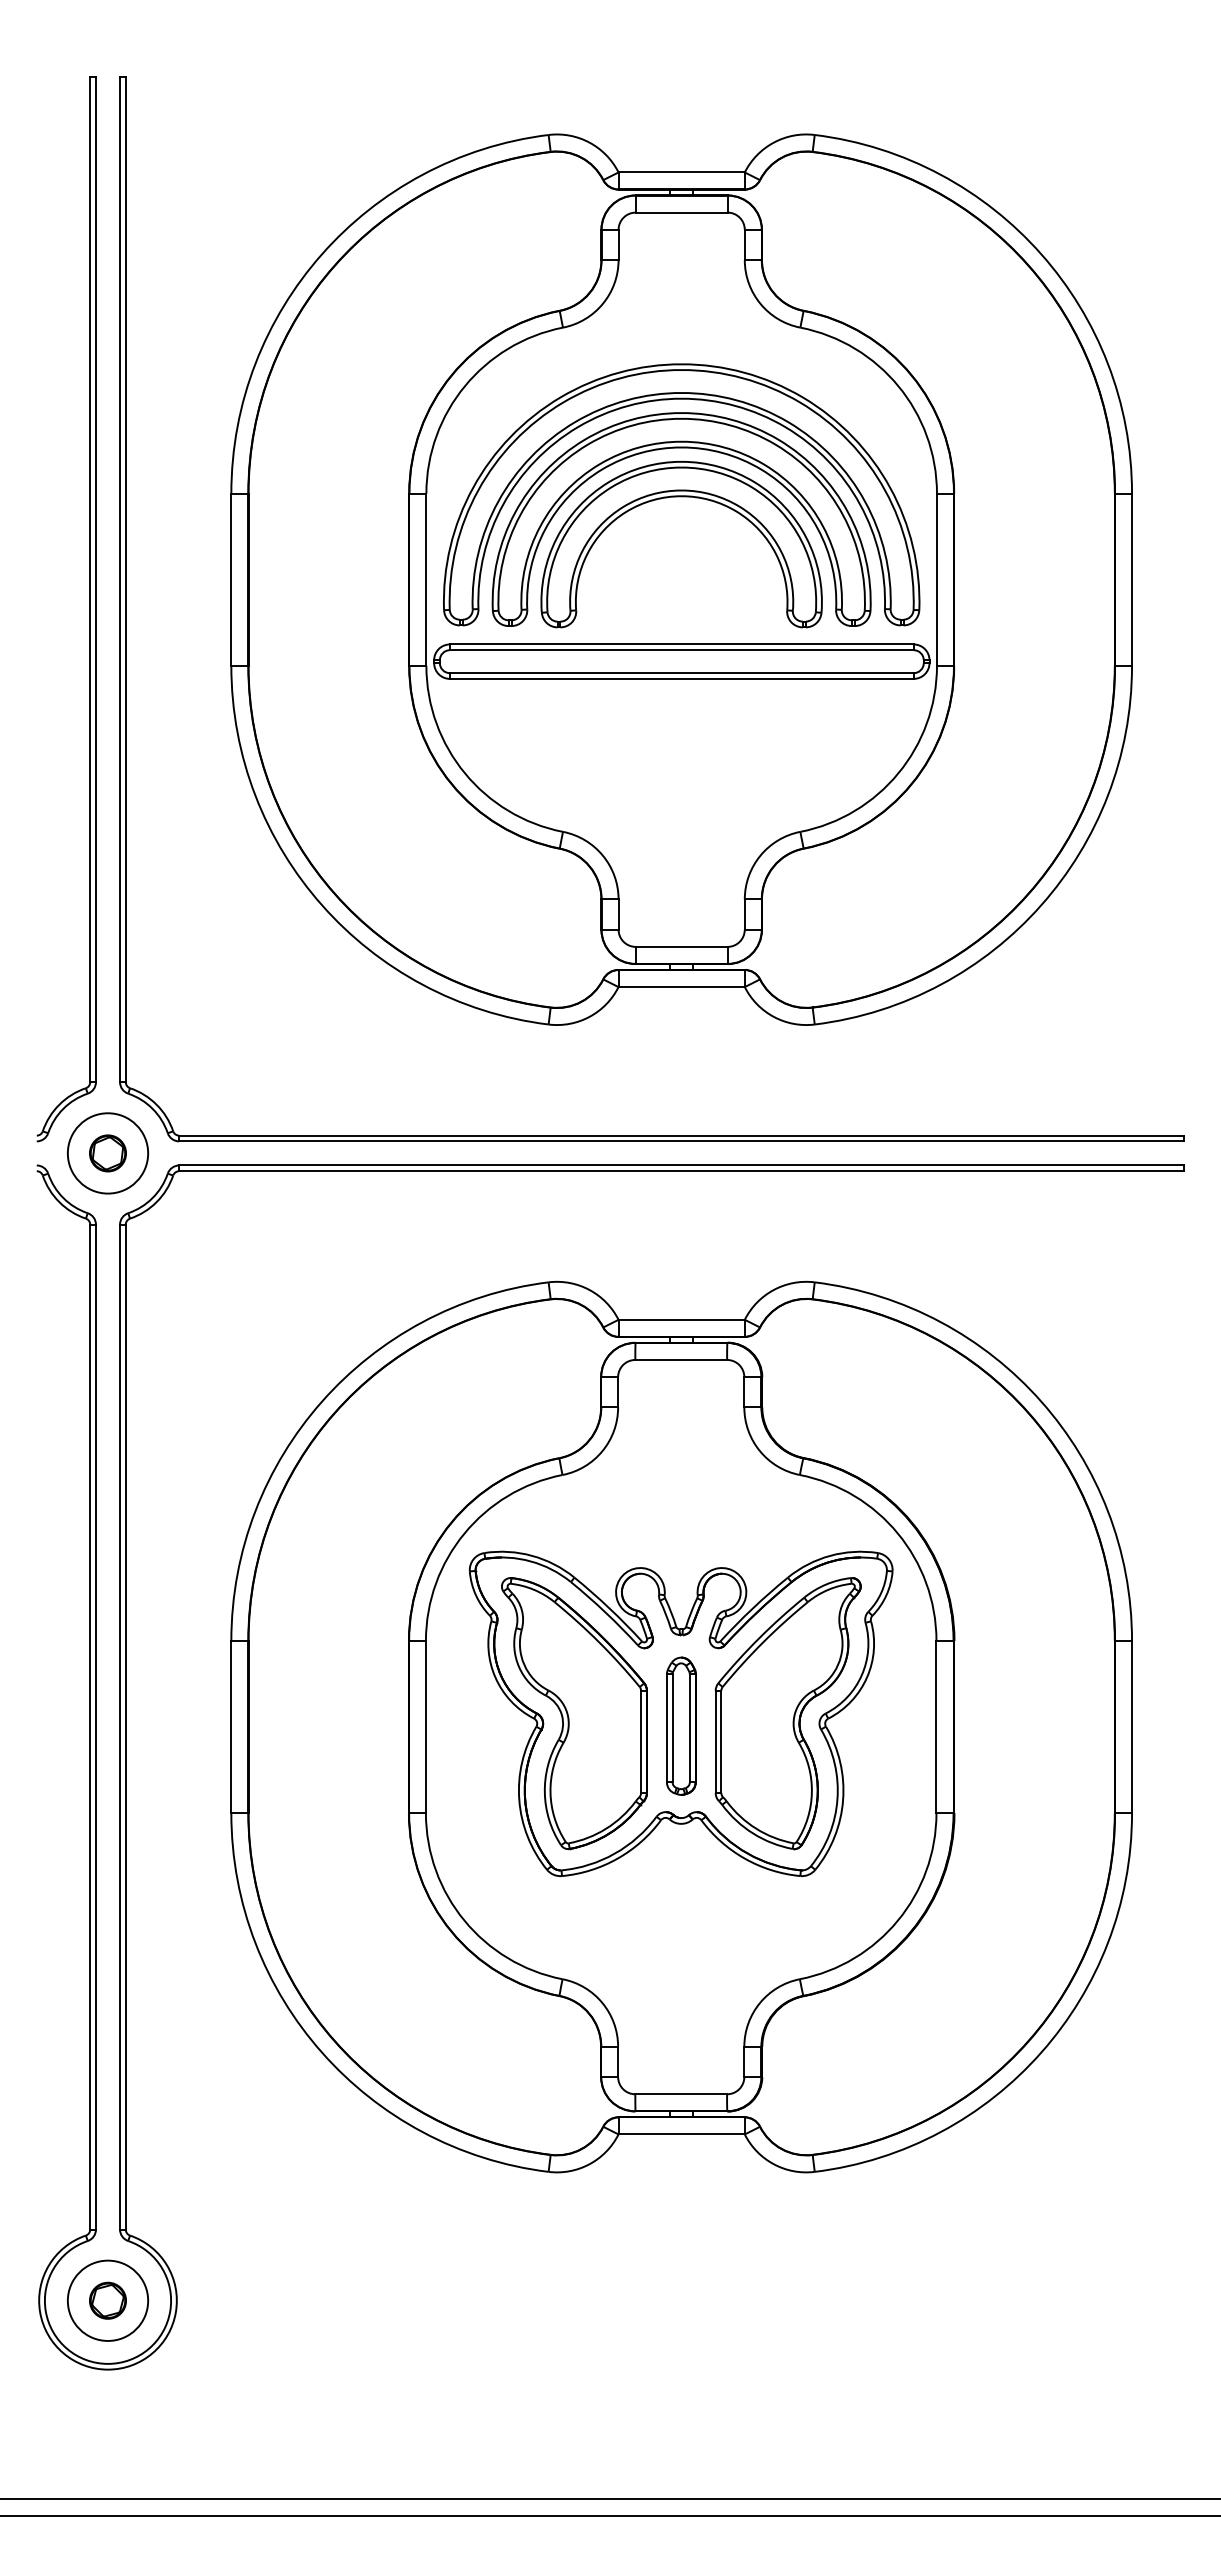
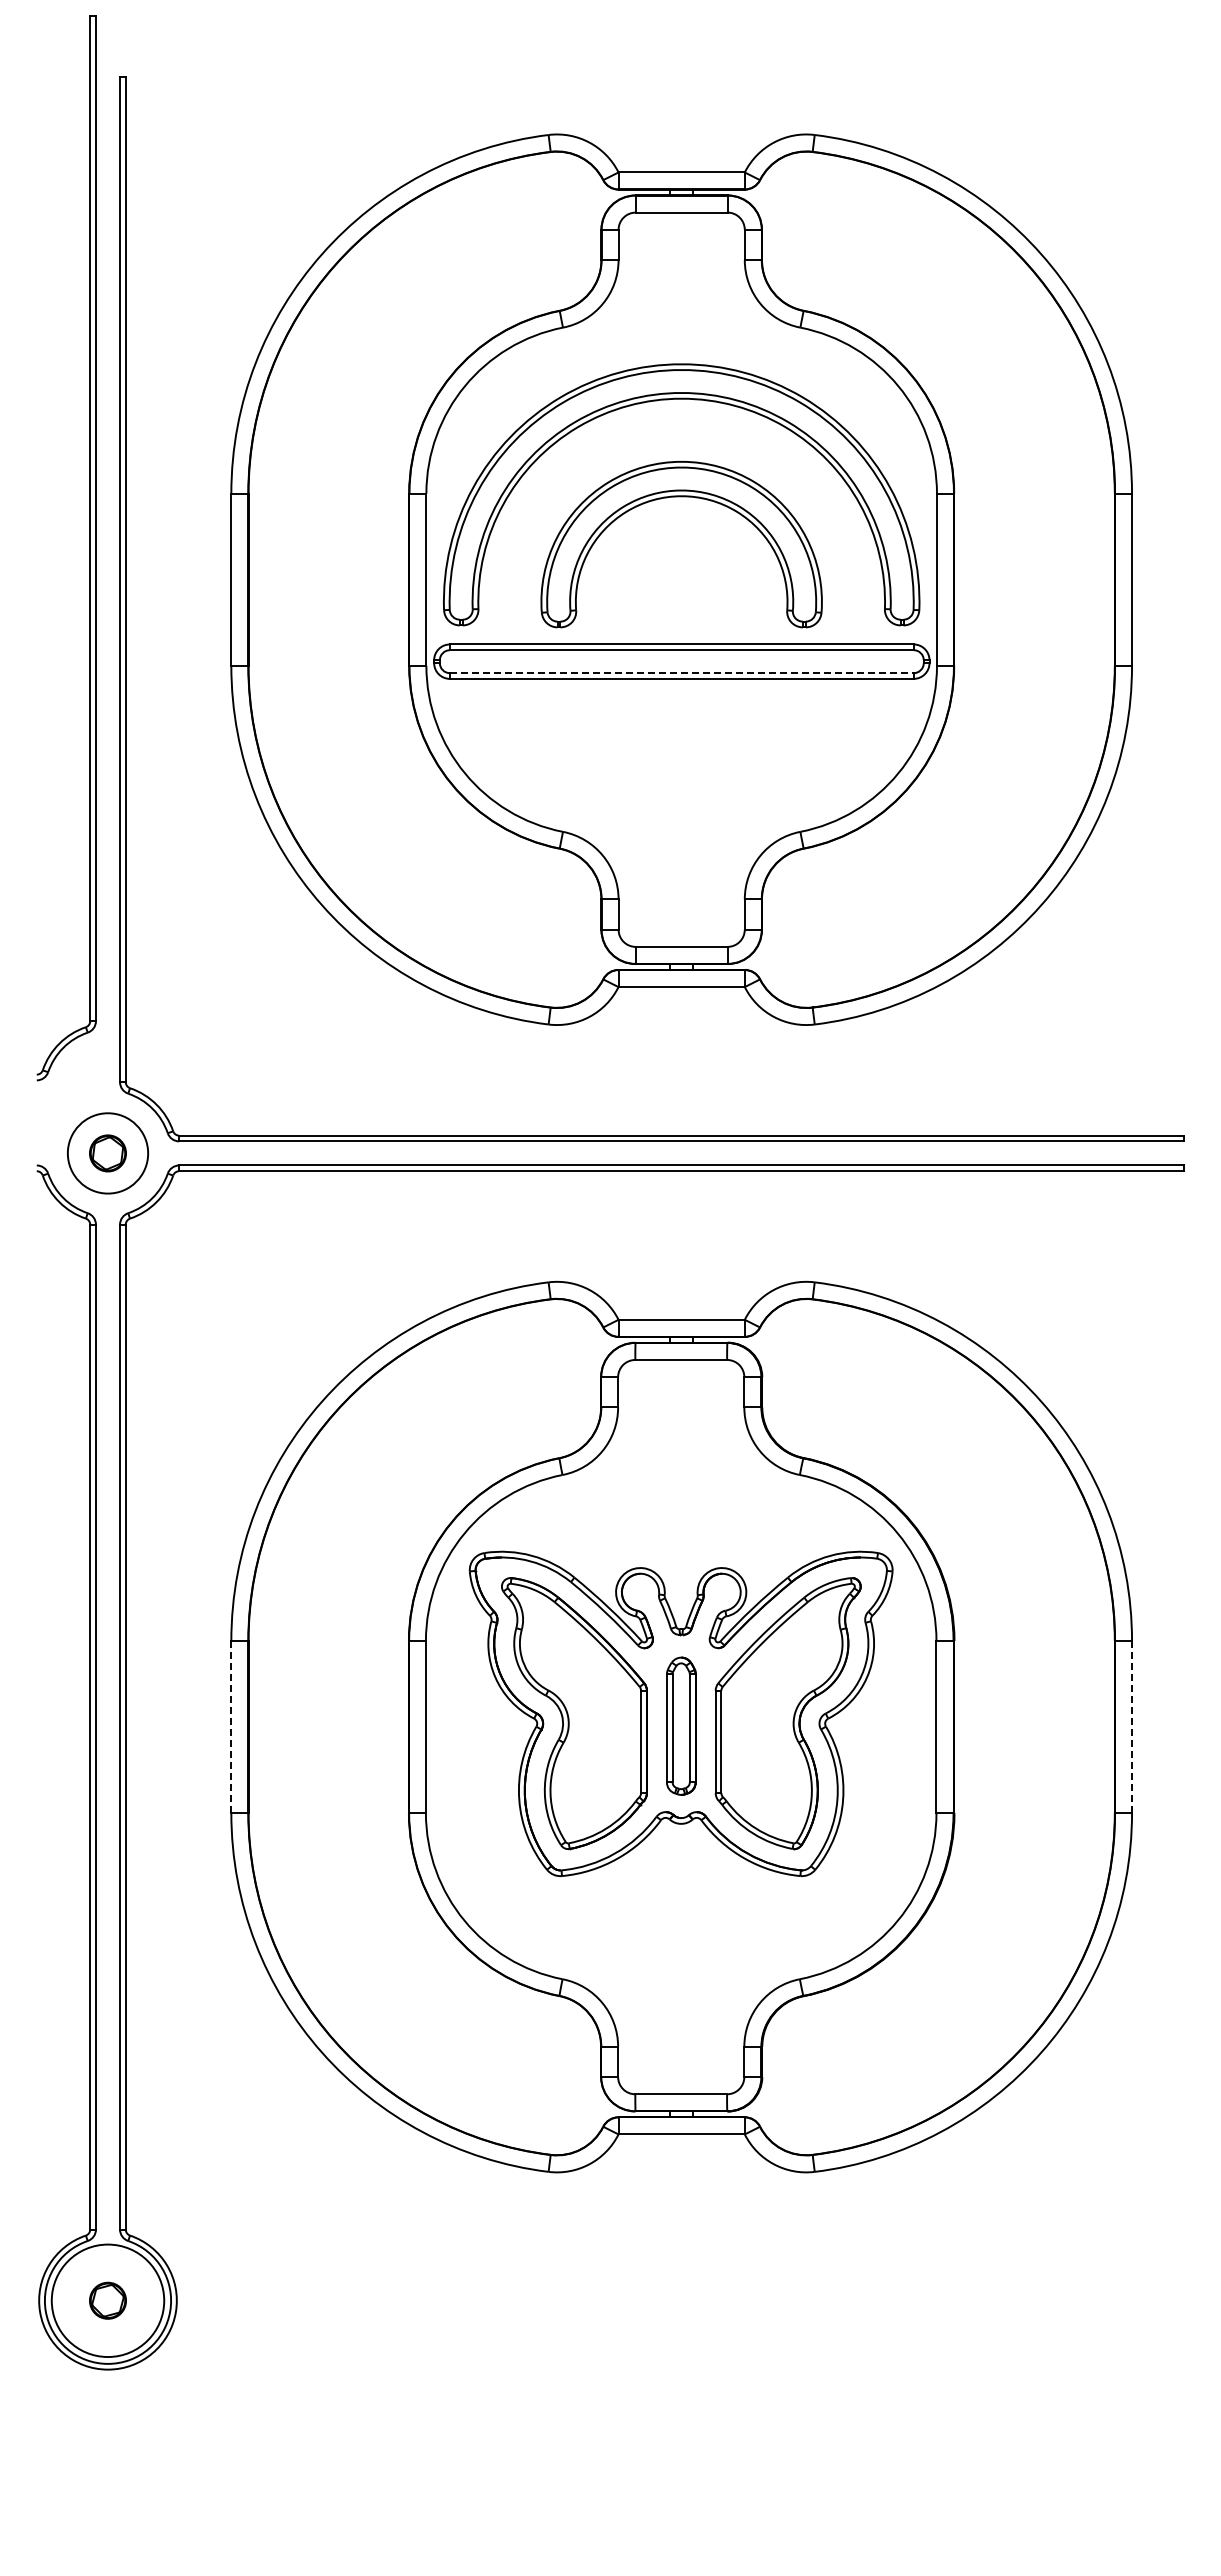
part: present -> none (681, 448)
part position: (89, 609) -> (89, 548) (89, 548)
line: solid -> dashed (681, 673)
line: solid -> dashed (231, 1726)
line: solid -> dashed (1132, 1727)
circle diameter: 80 px -> 112 px (107, 2300)
line: present -> none (609, 2498)
line: present -> none (609, 2515)
